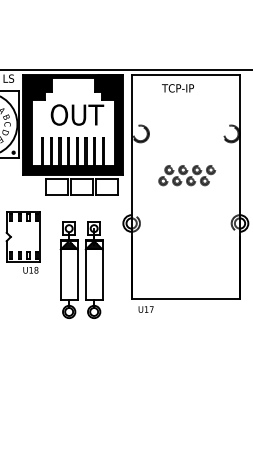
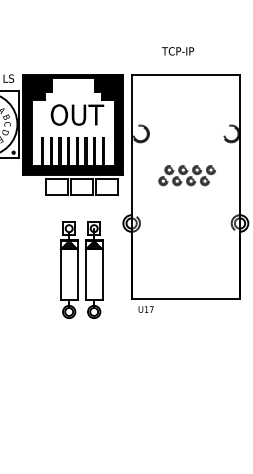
line: present -> none (125, 70)
text position: (177, 88) -> (177, 51) (177, 51)
part: present -> none (22, 242)
